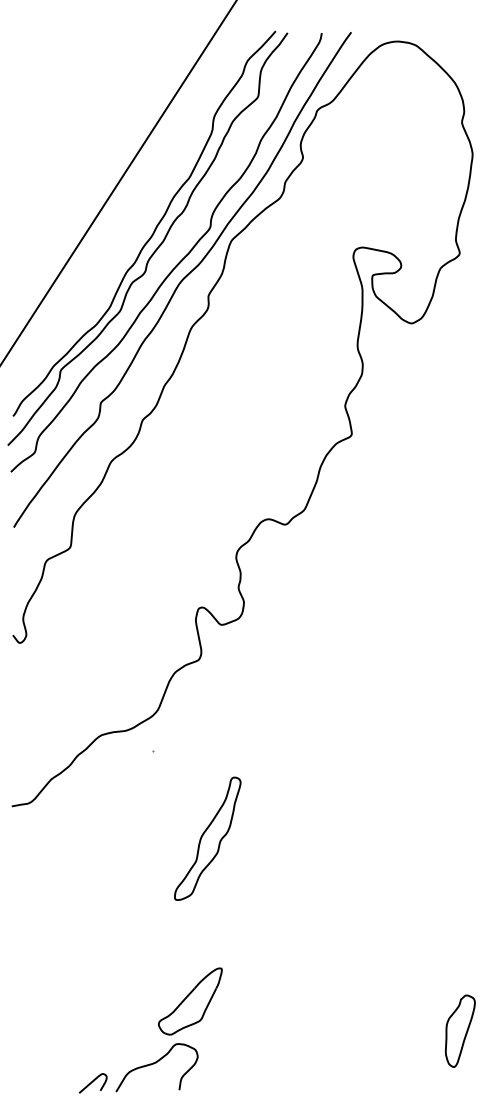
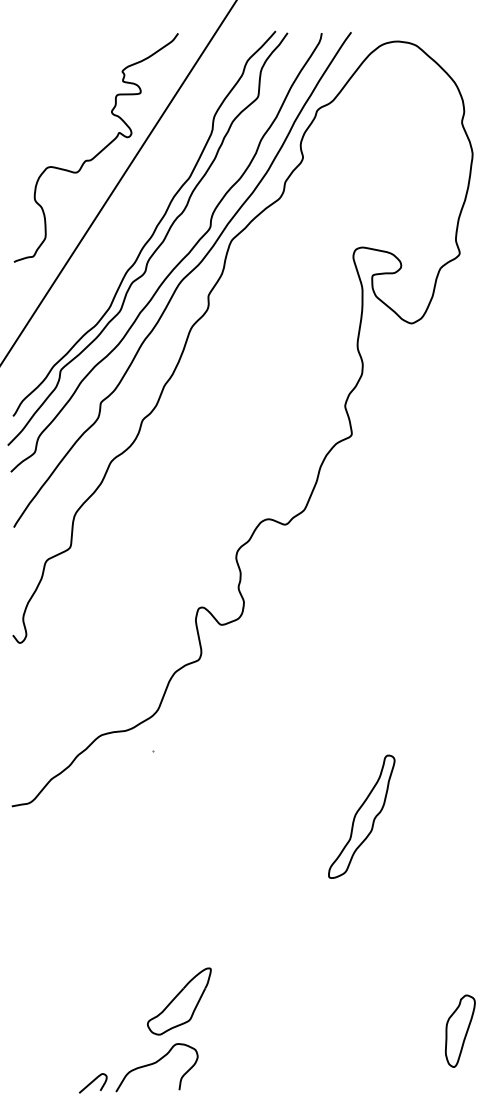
curve: none -> present (99, 151)
part position: (207, 838) -> (361, 816) (361, 816)
part position: (190, 1001) -> (179, 1001) (179, 1001)
